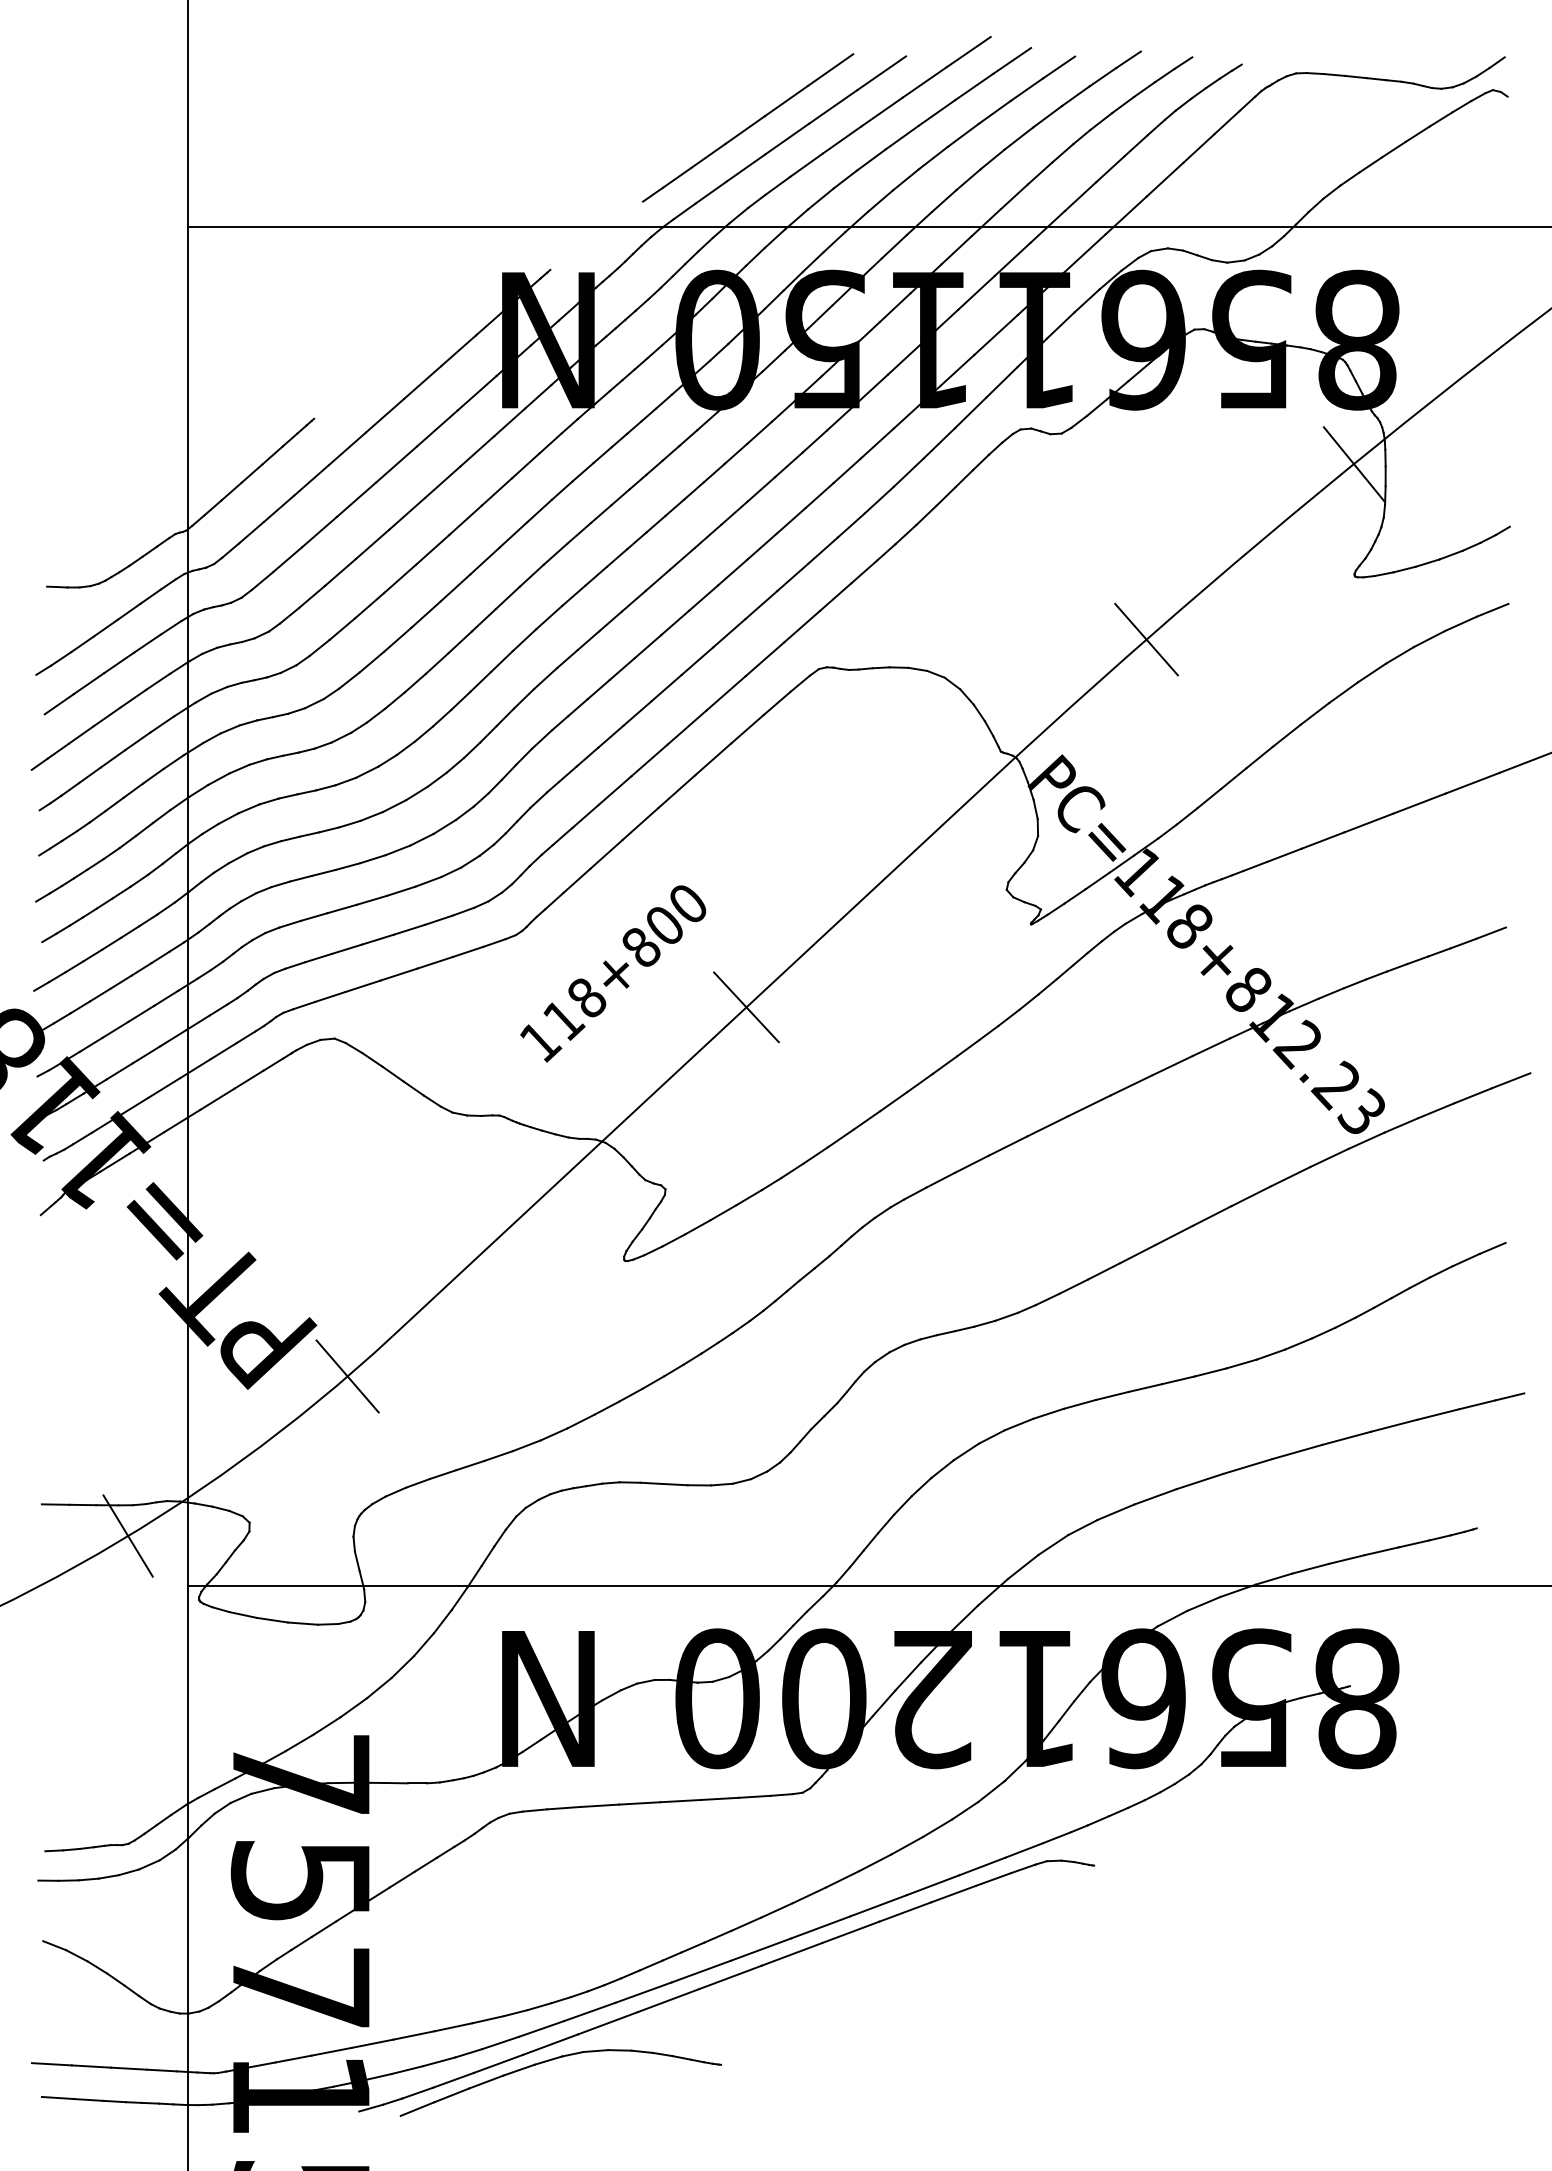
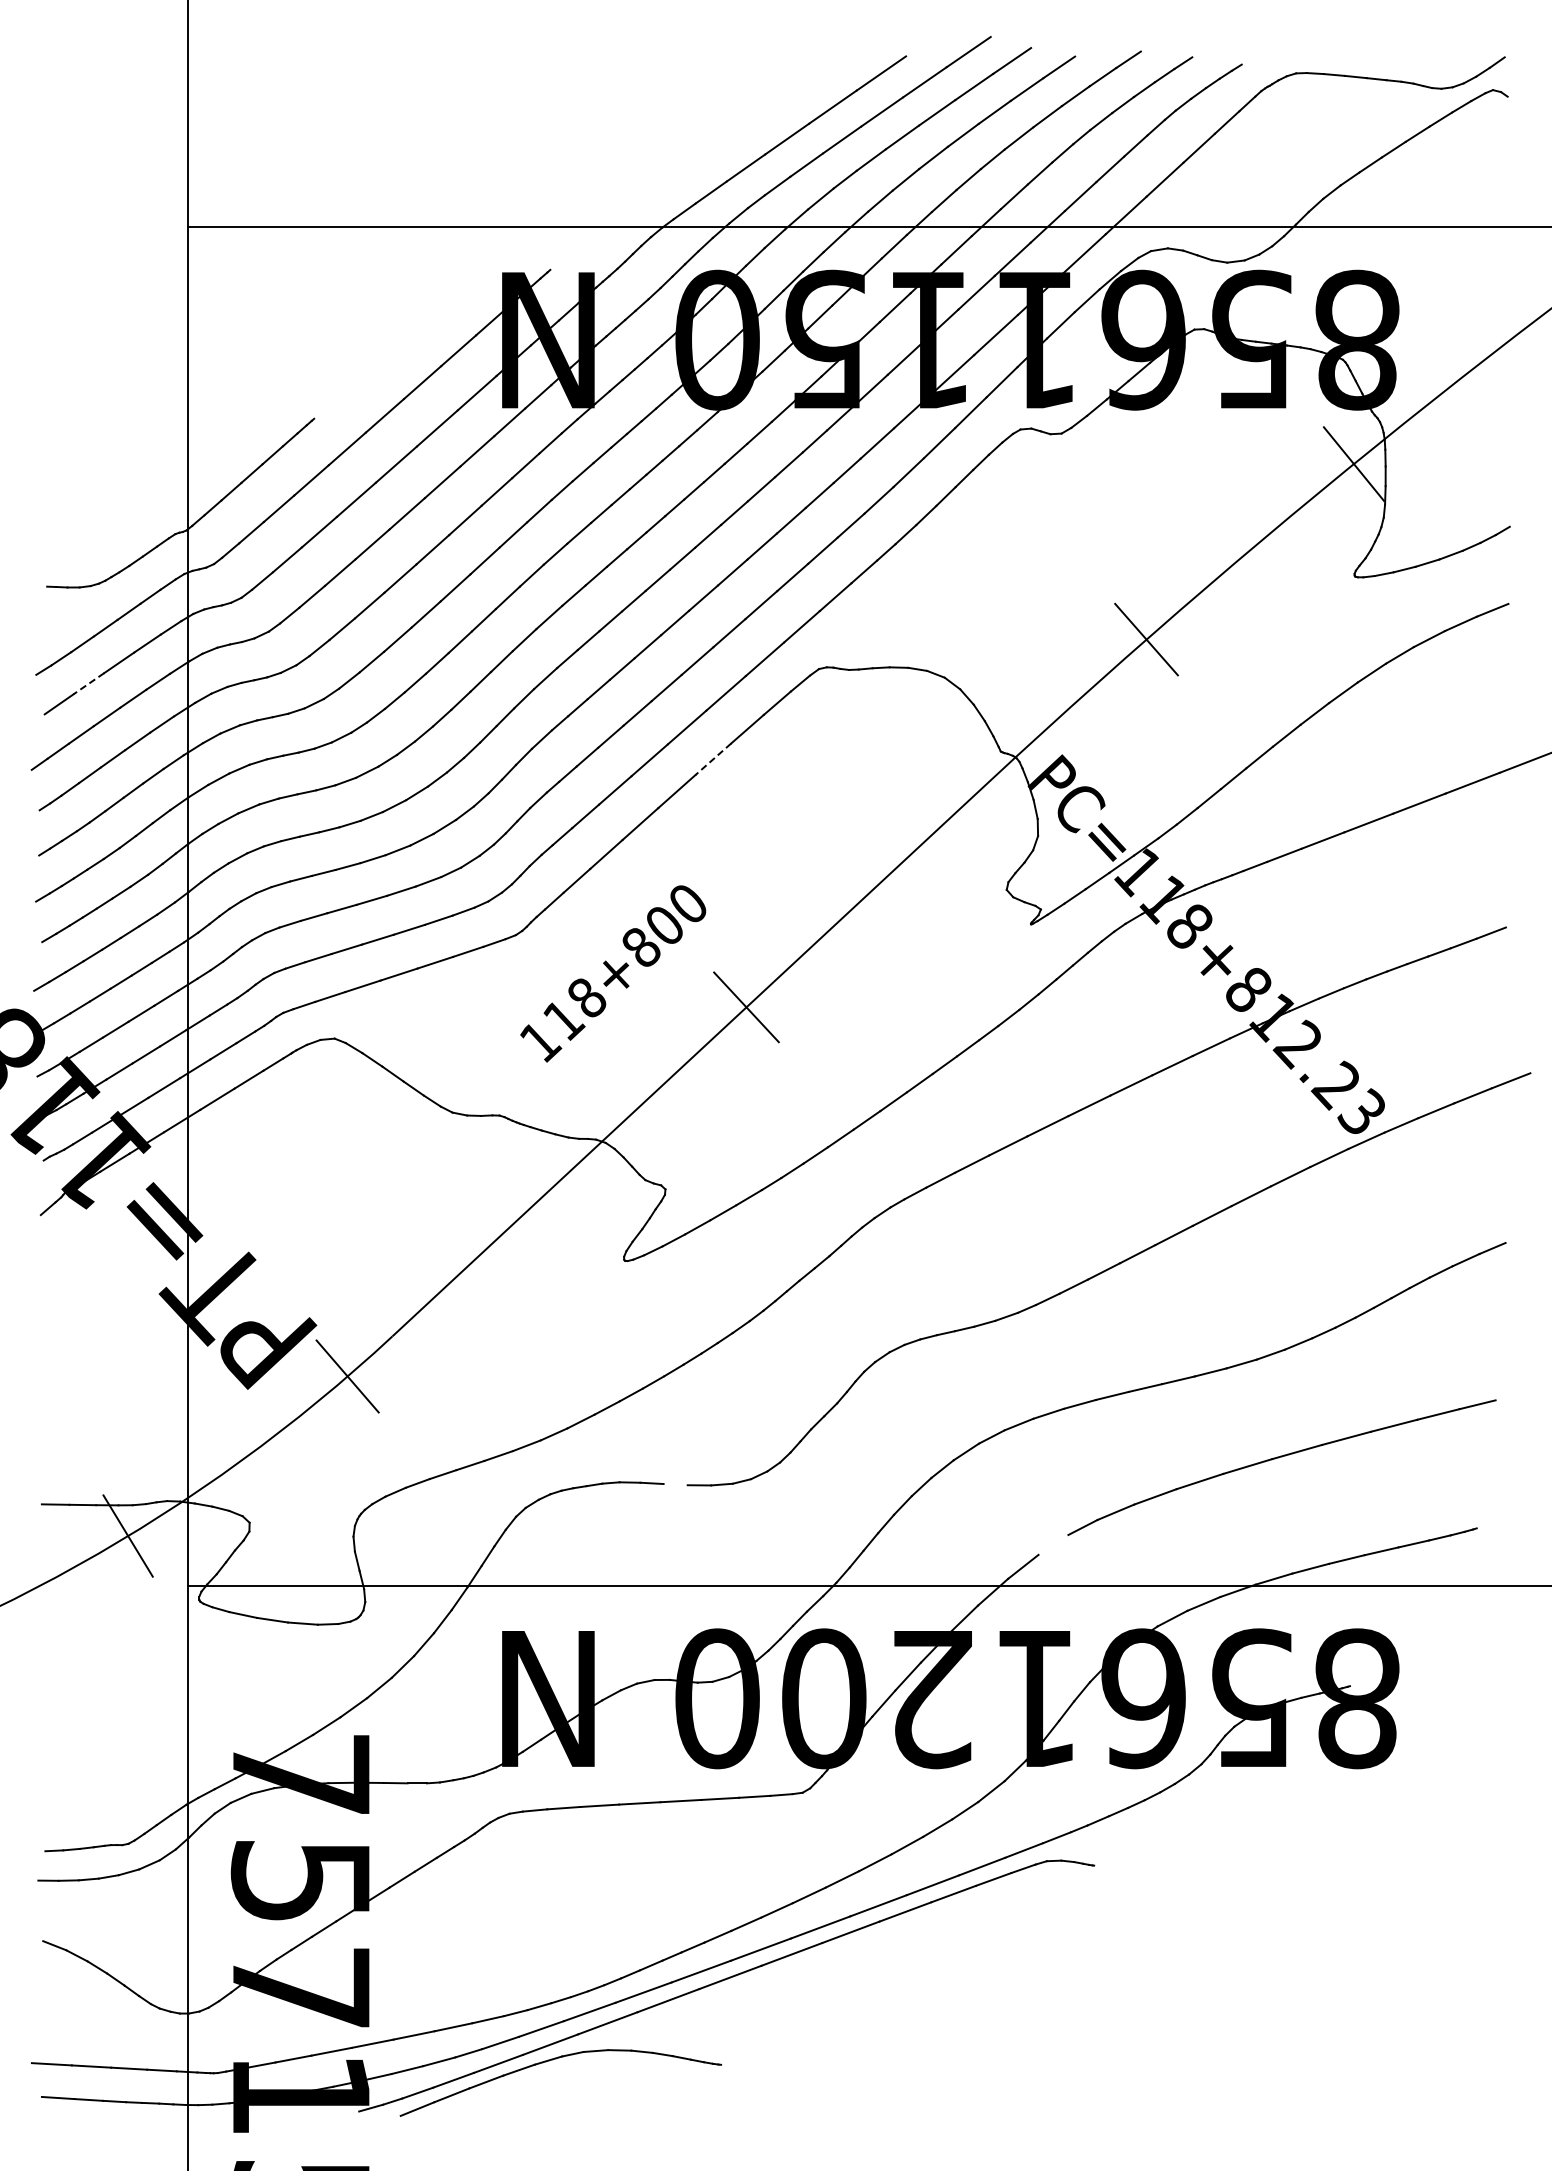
line: present -> none (748, 127)
line: solid -> dashed (88, 683)
line: solid -> dashed (713, 759)
line: present -> none (1509, 1396)
line: present -> none (675, 1484)
line: present -> none (1053, 1544)
